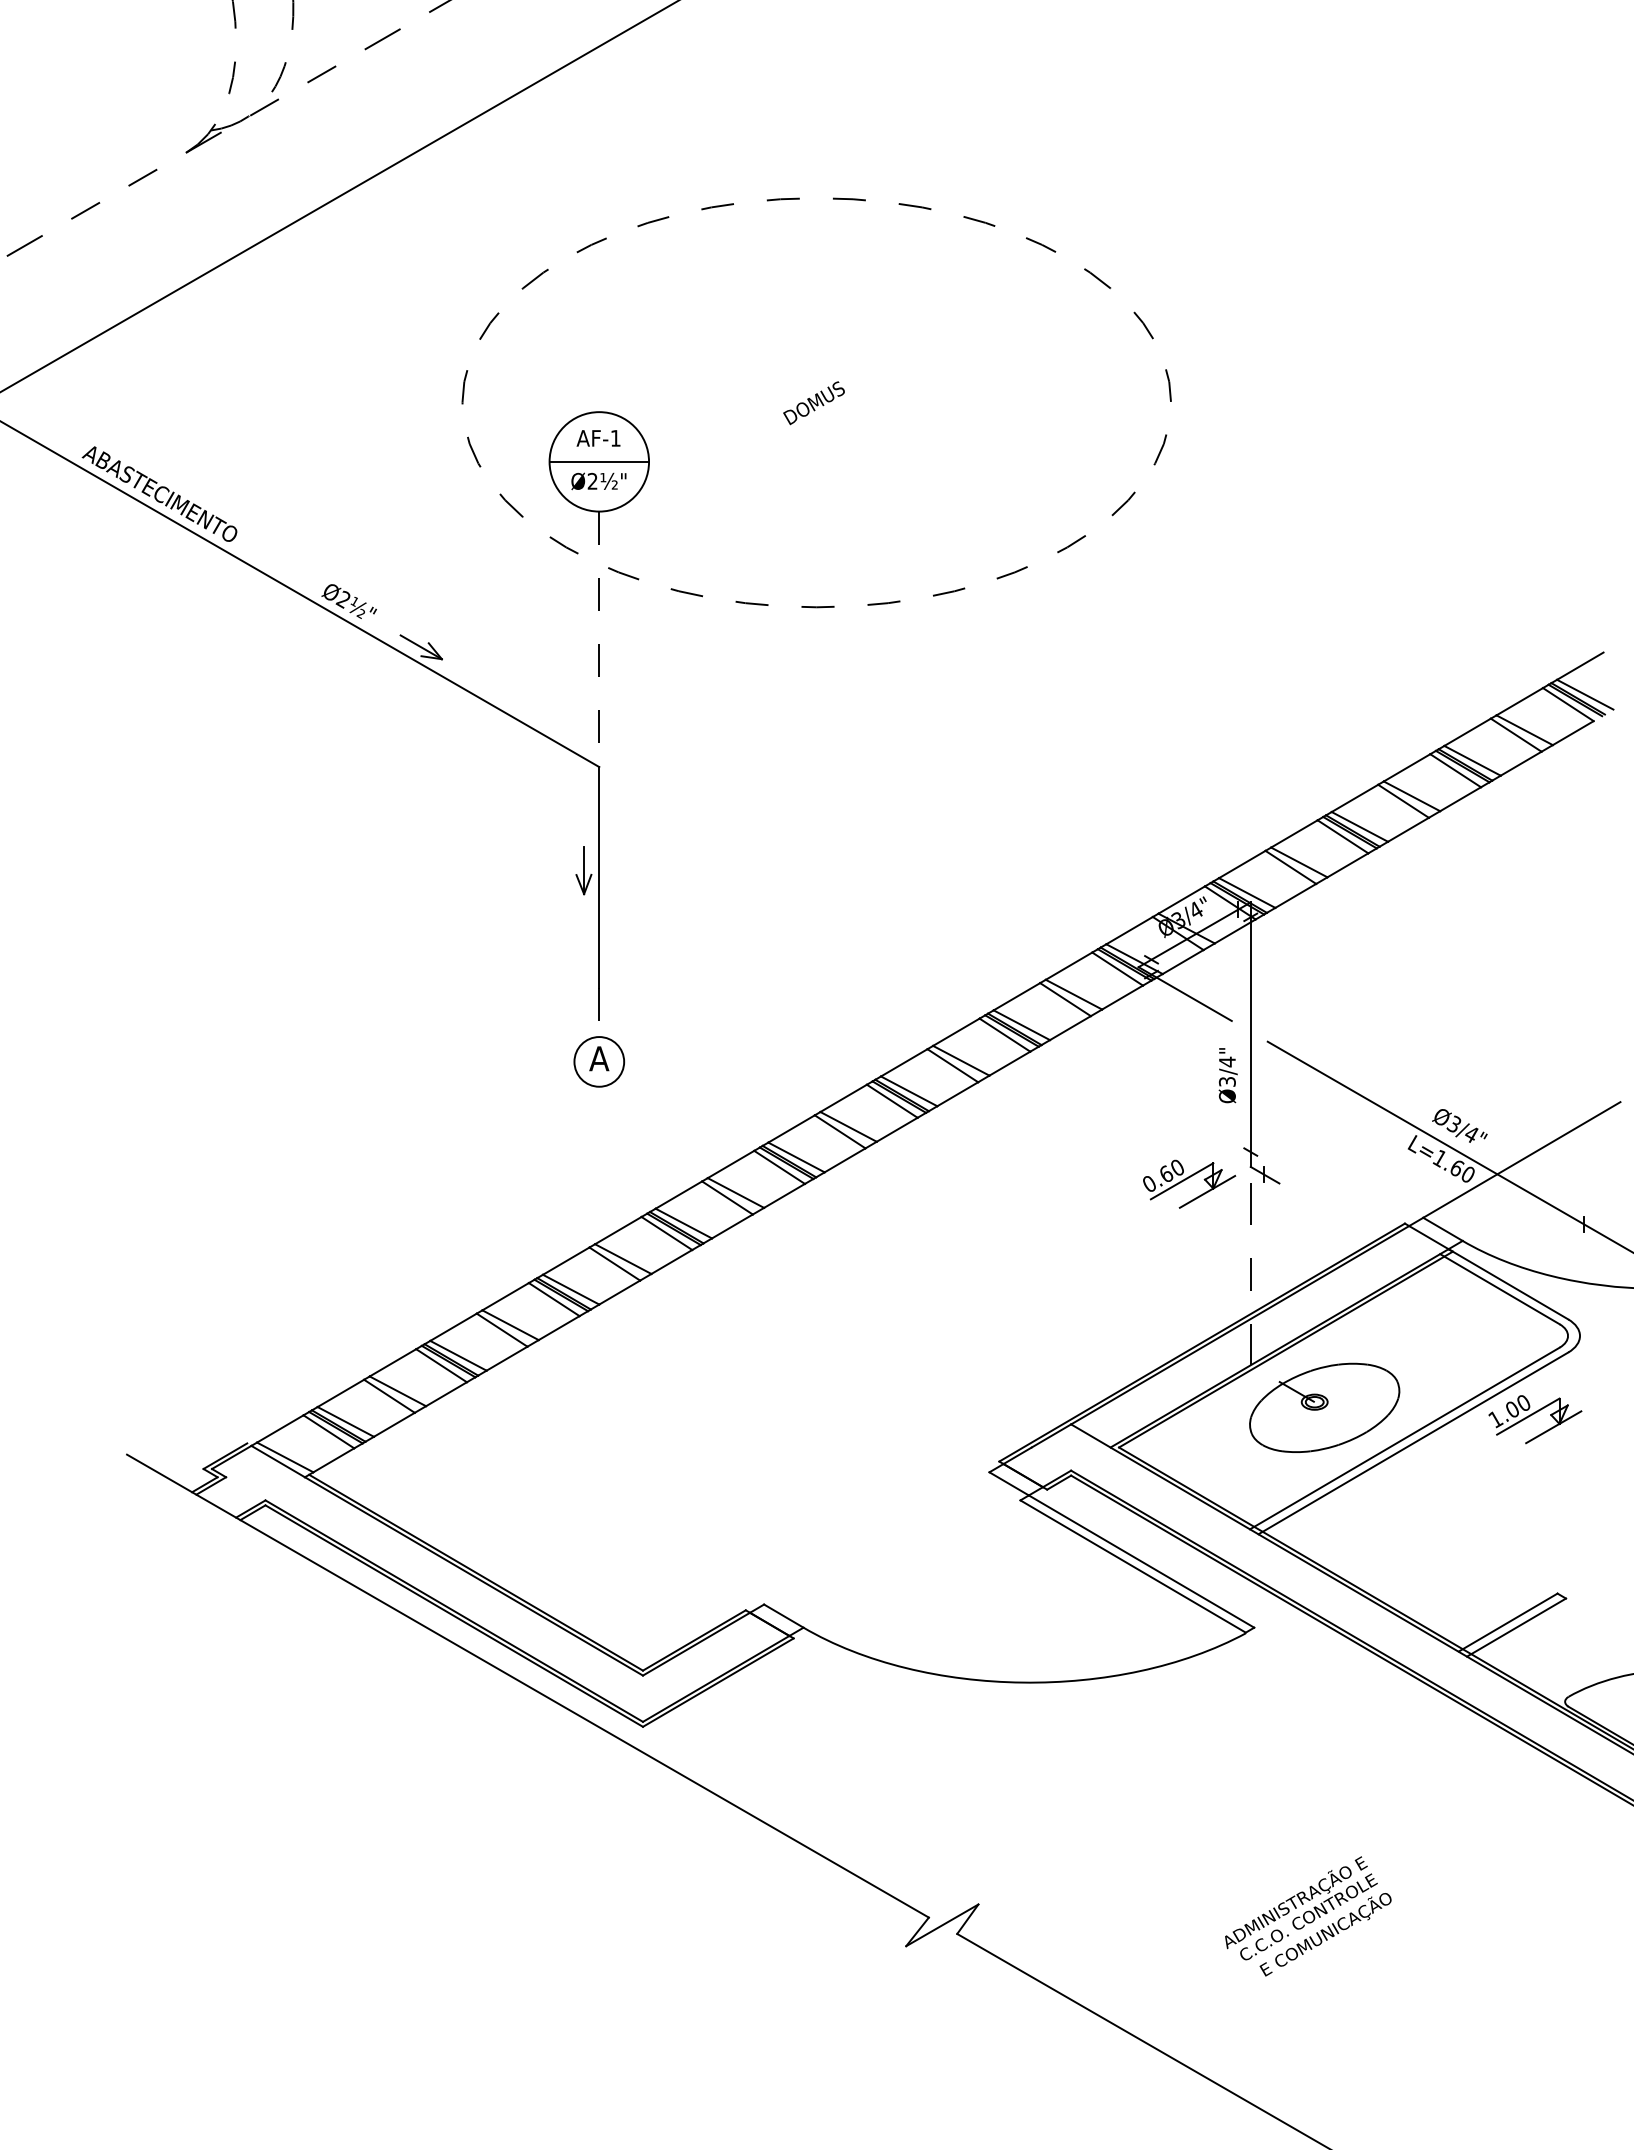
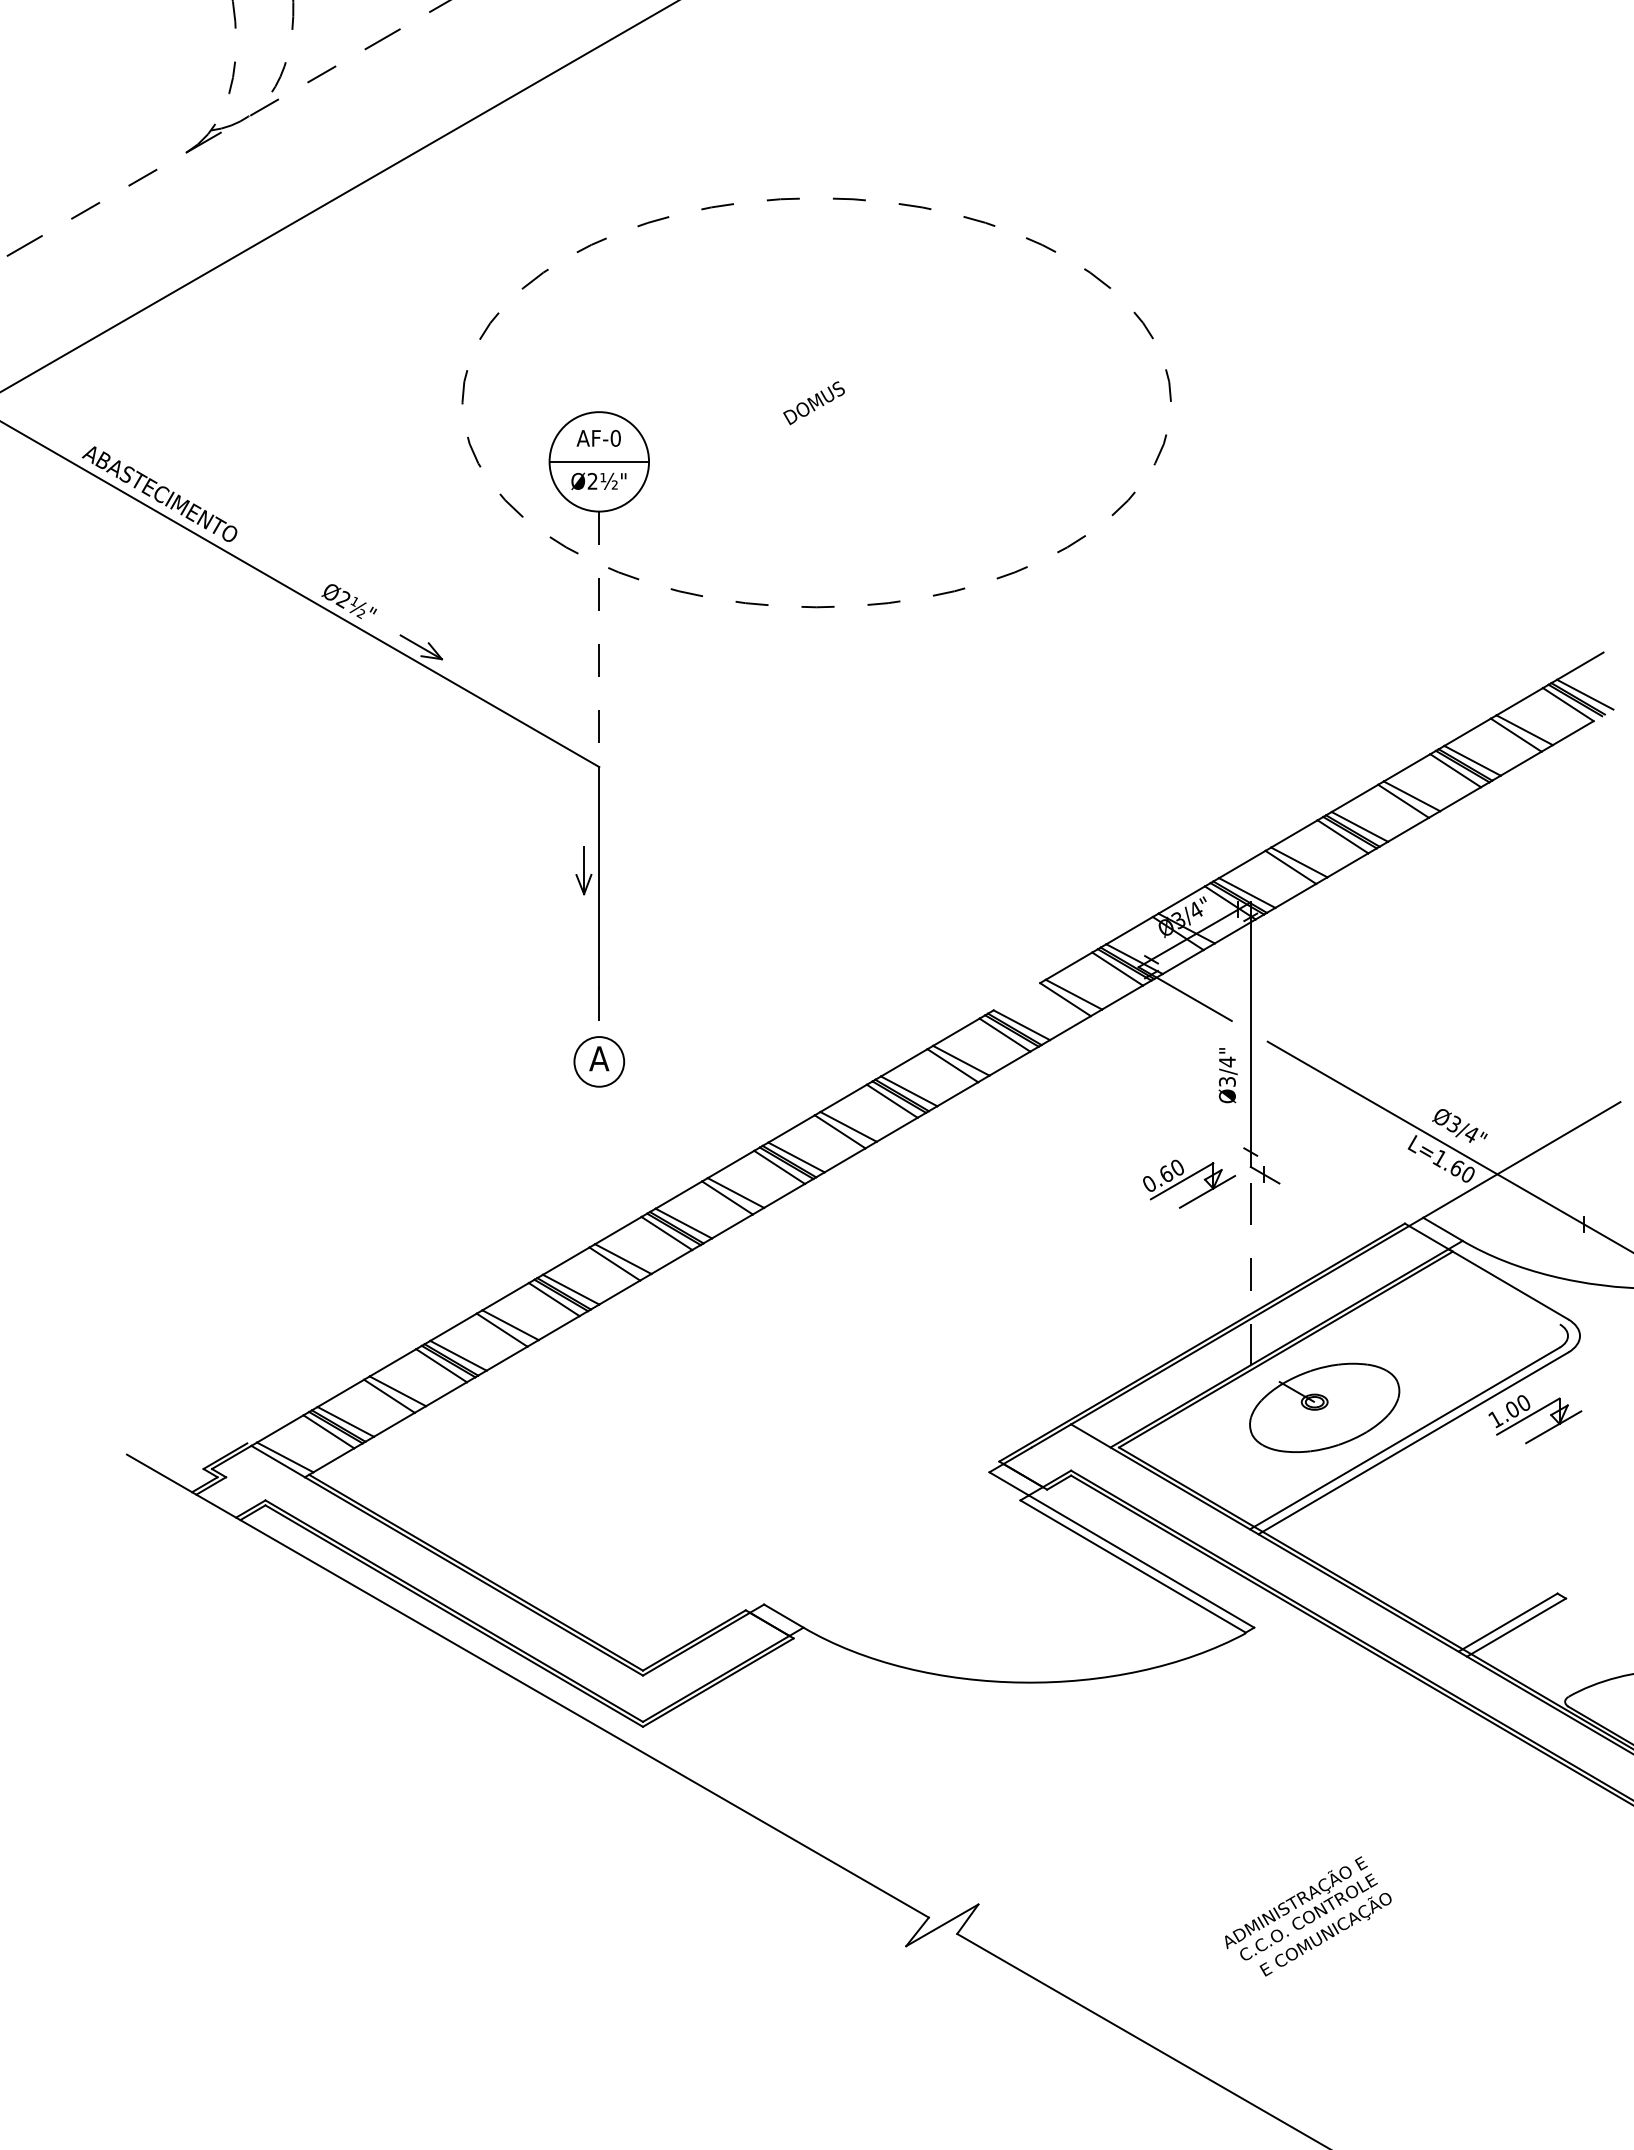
text: AF-1 -> AF-0 (615, 437)
line: present -> none (1016, 996)
line: present -> none (1499, 1289)
